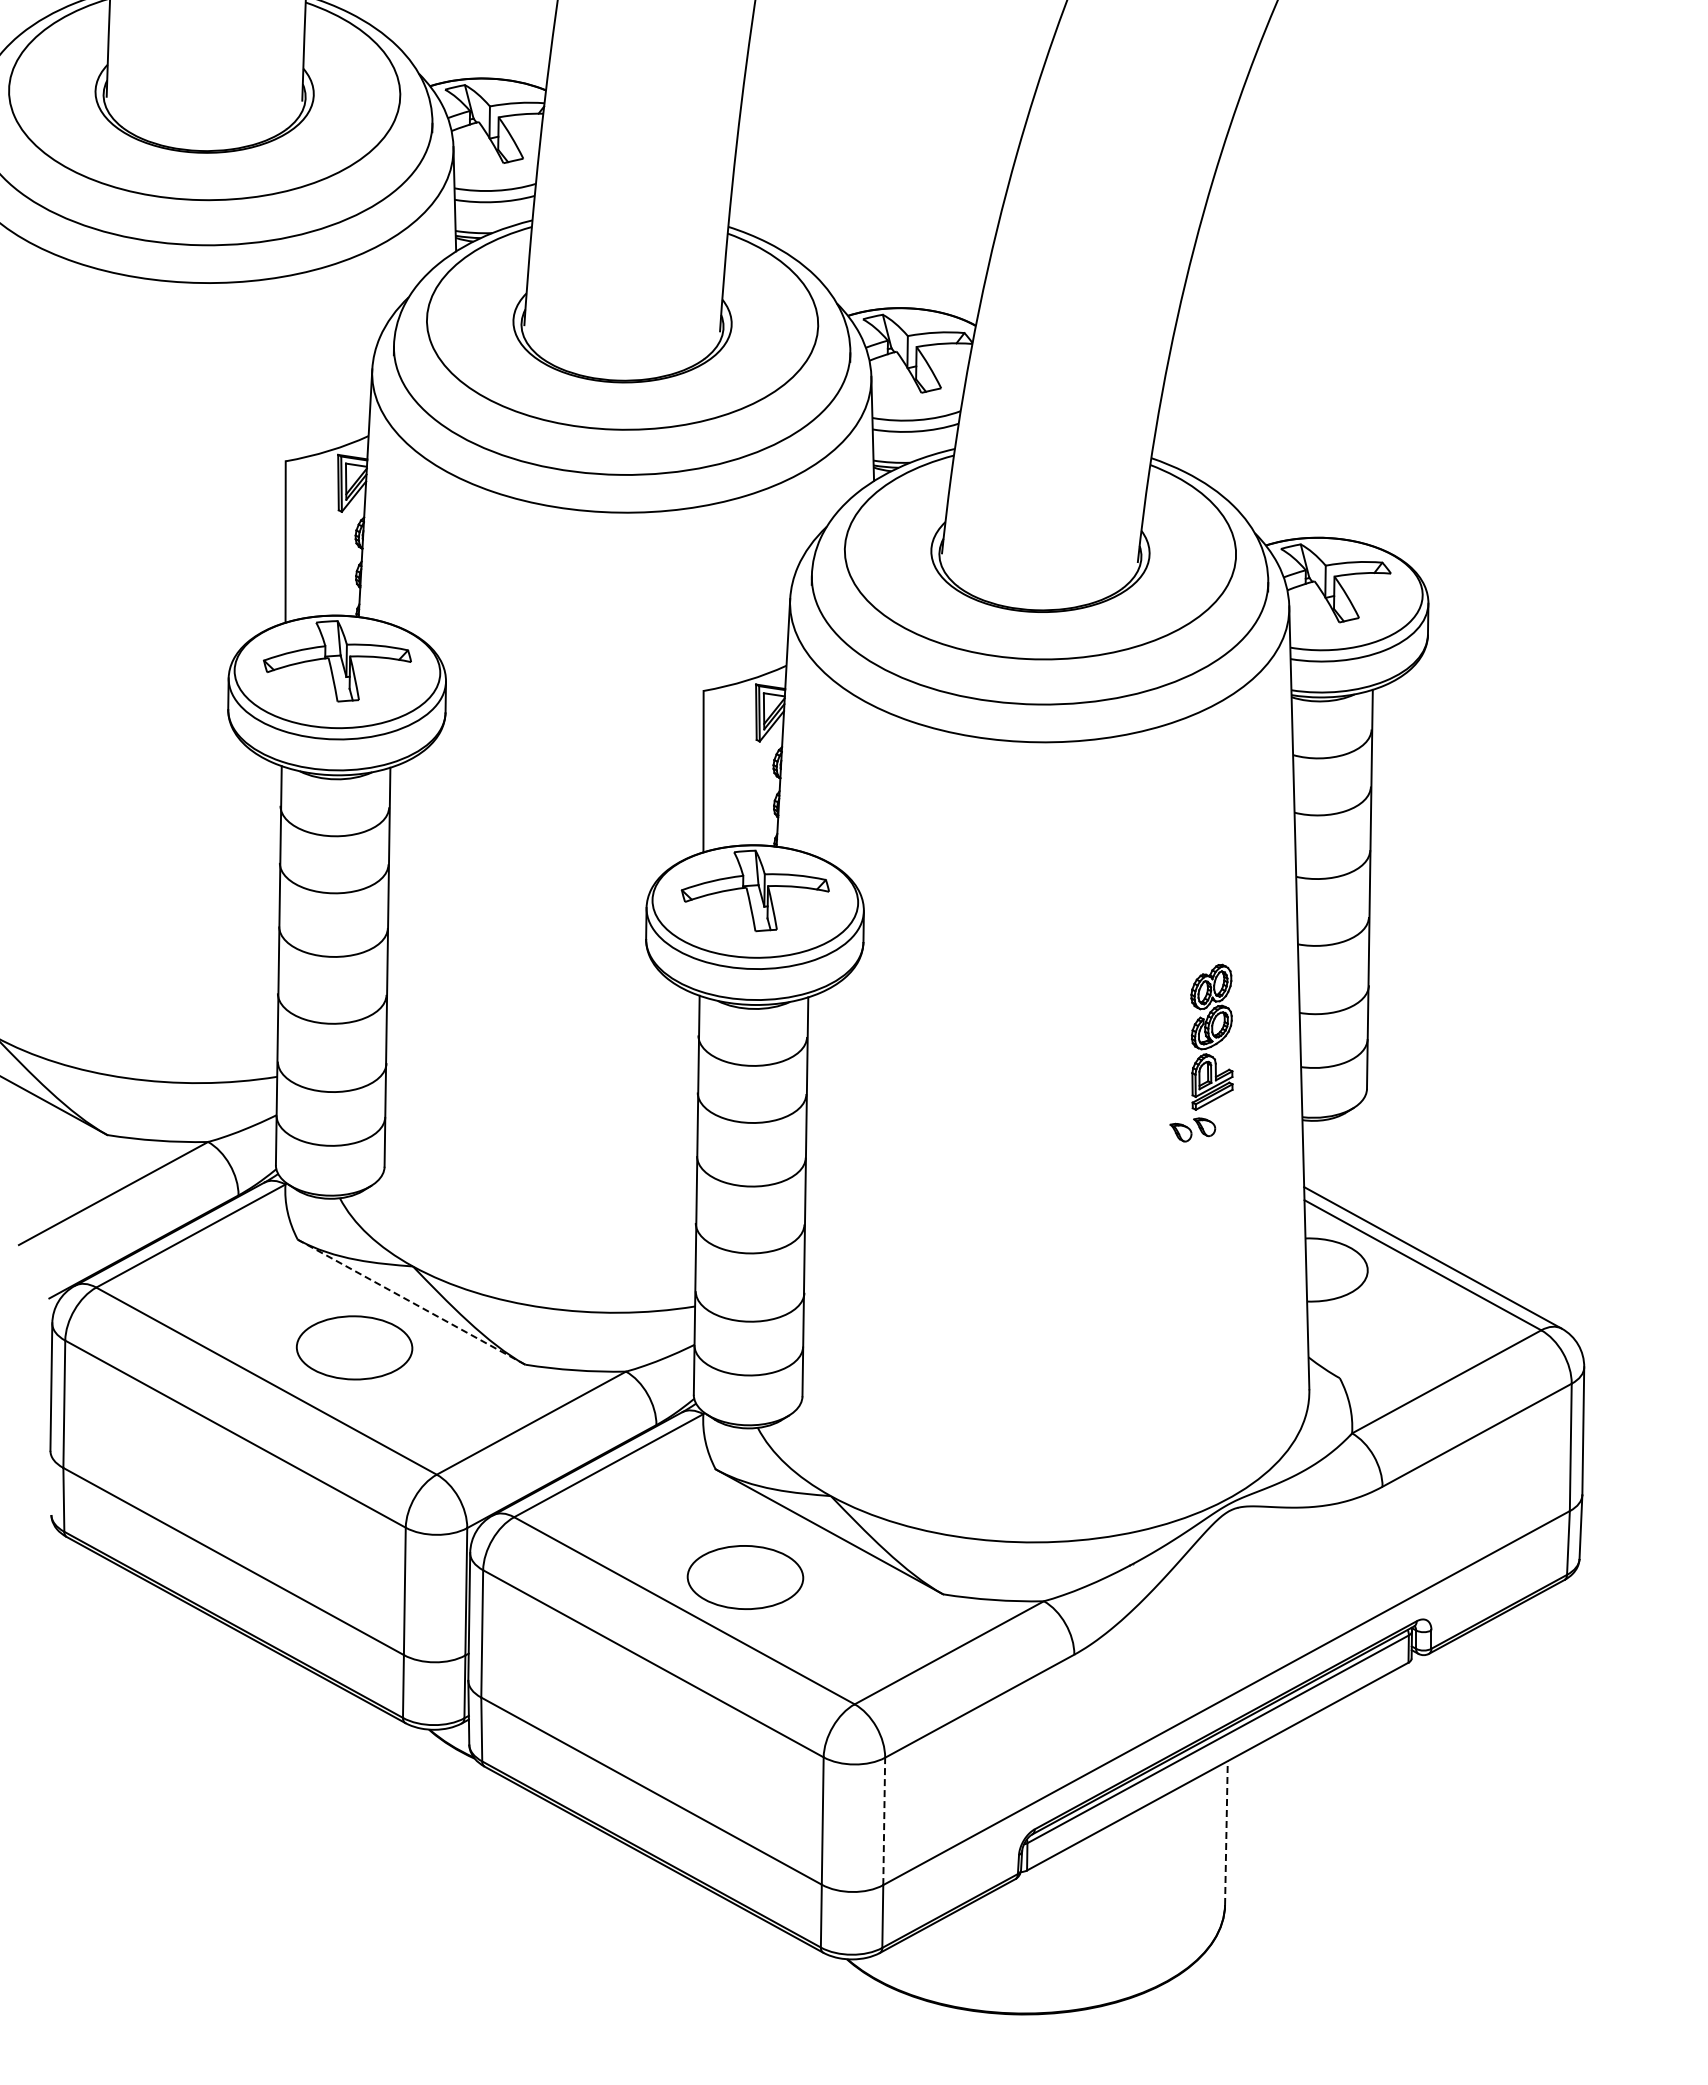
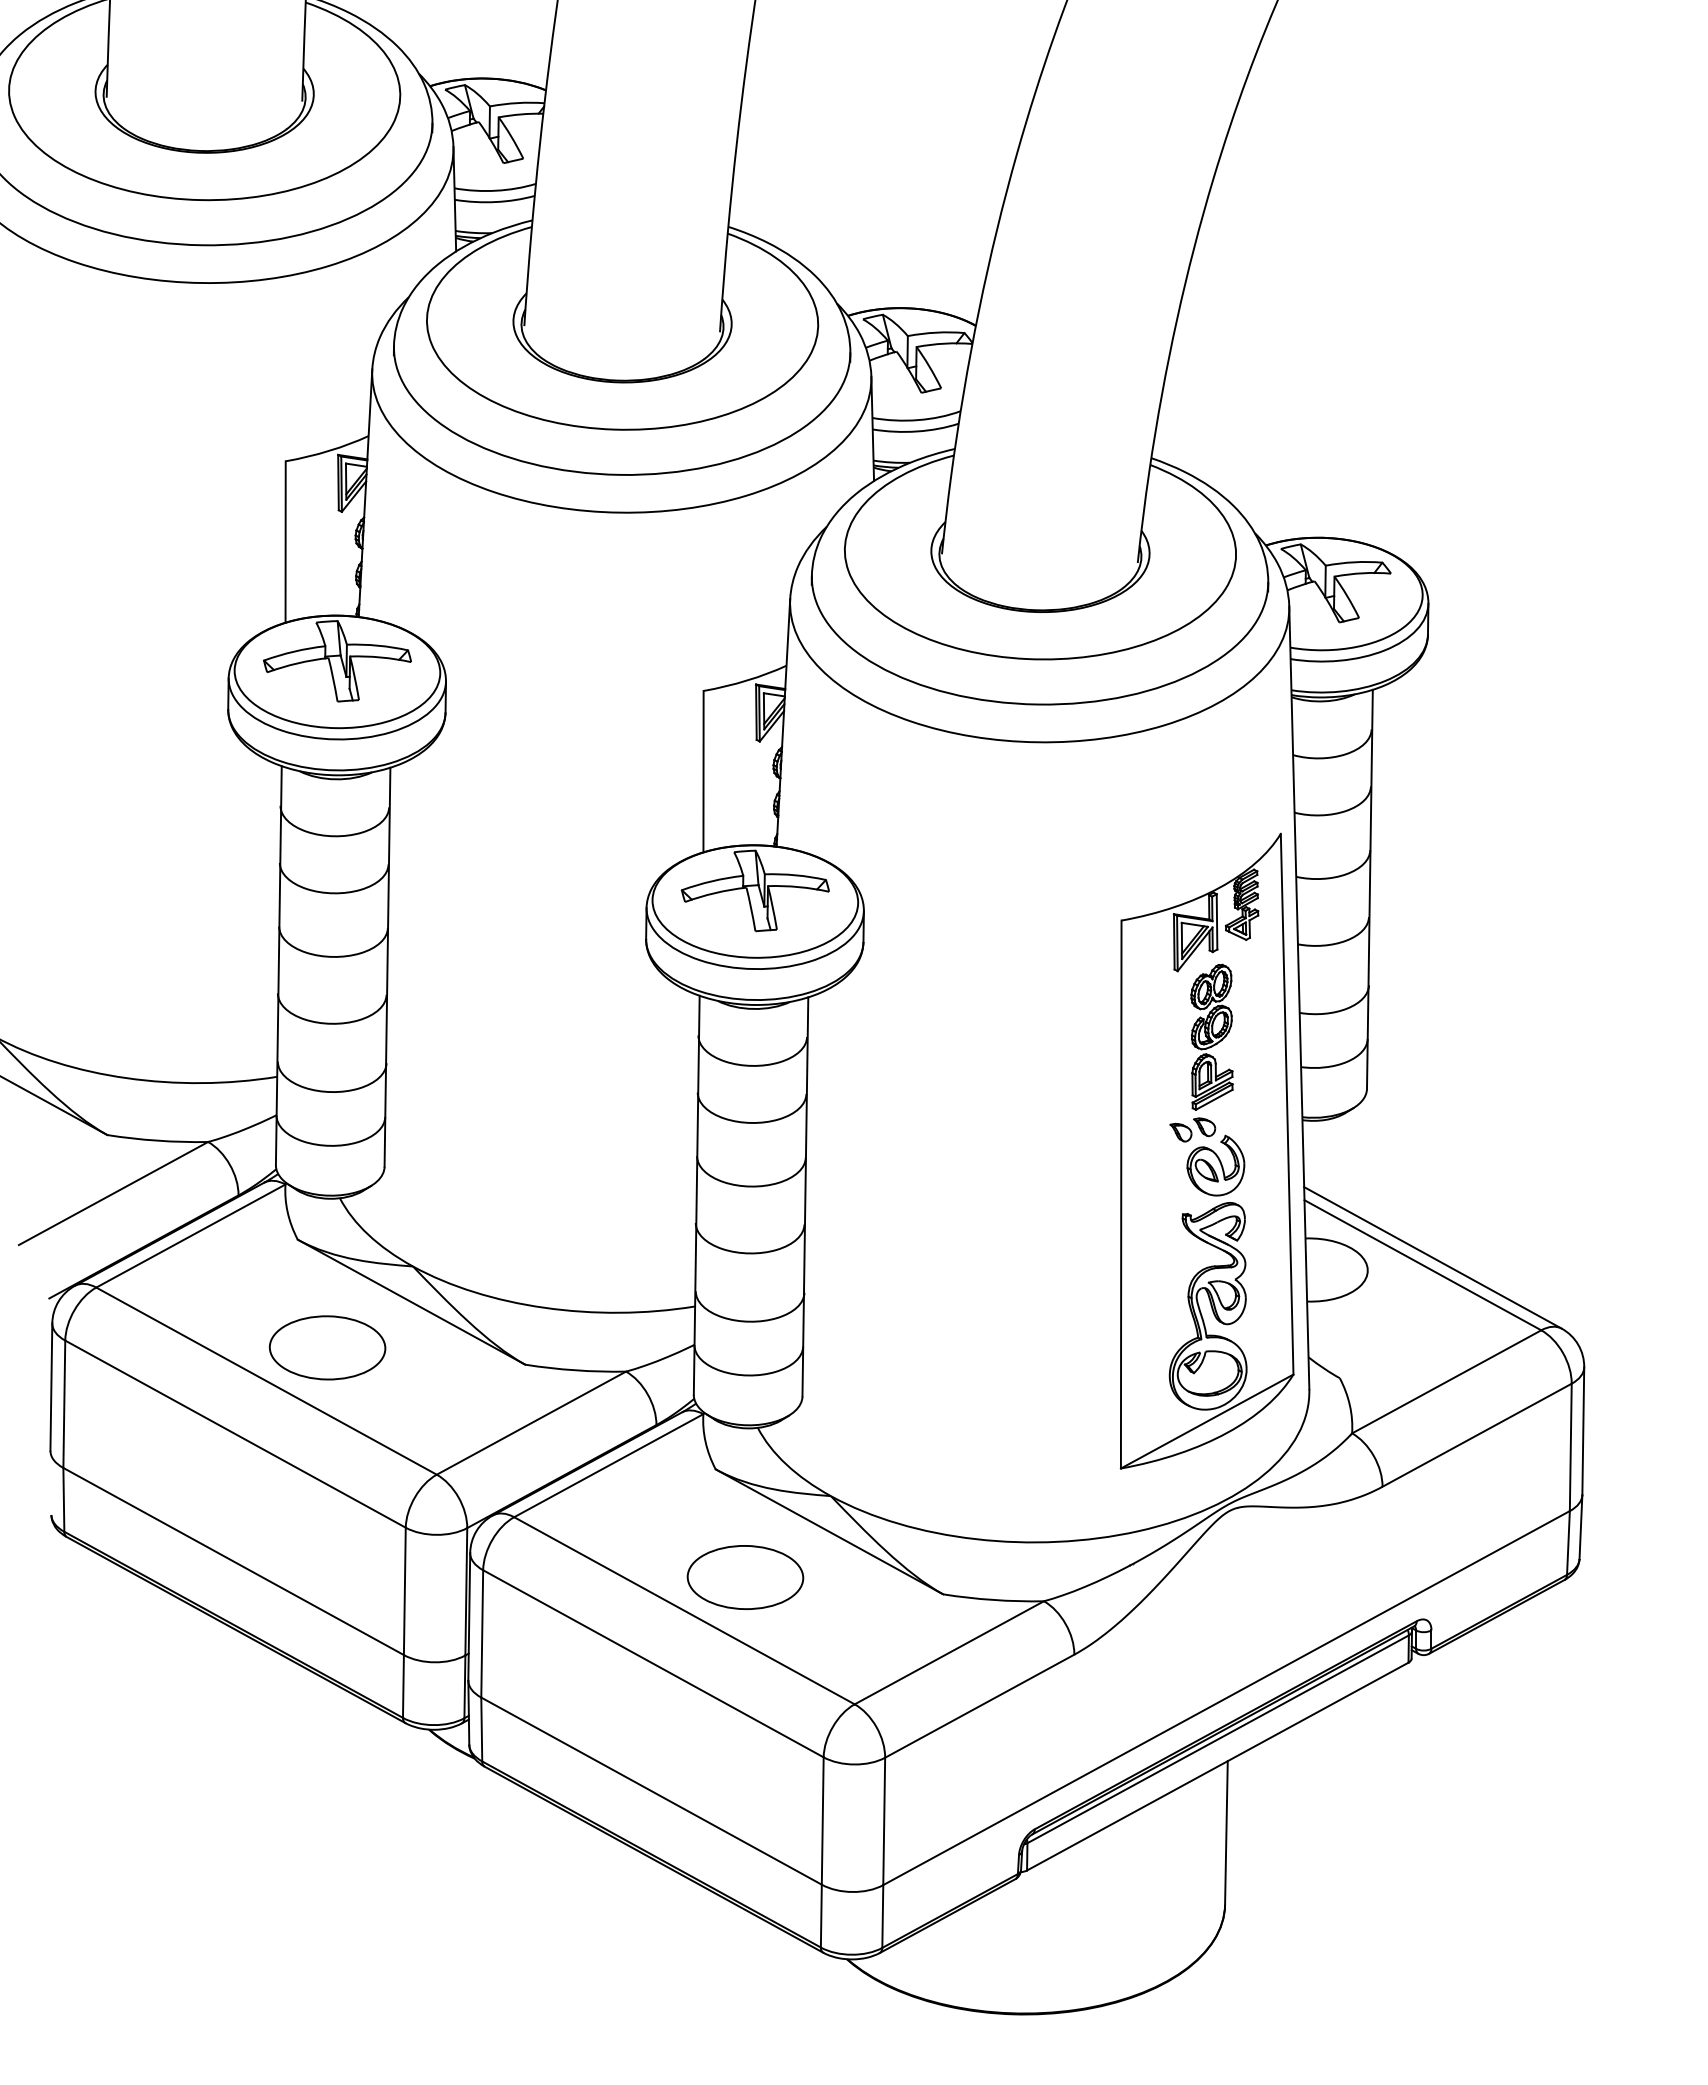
part: none -> present (1206, 1150)
line: dashed -> solid (411, 1302)
part position: (354, 1347) -> (327, 1347) (327, 1347)
line: dashed -> solid (884, 1821)
line: dashed -> solid (1226, 1833)
